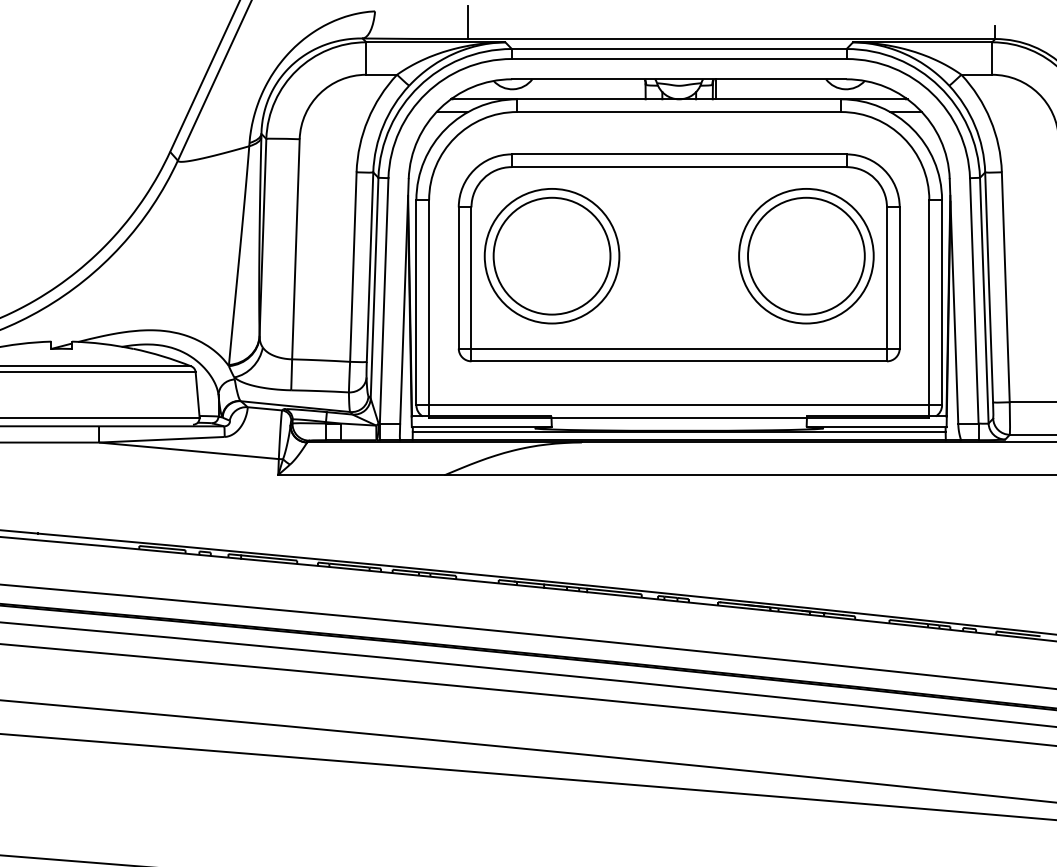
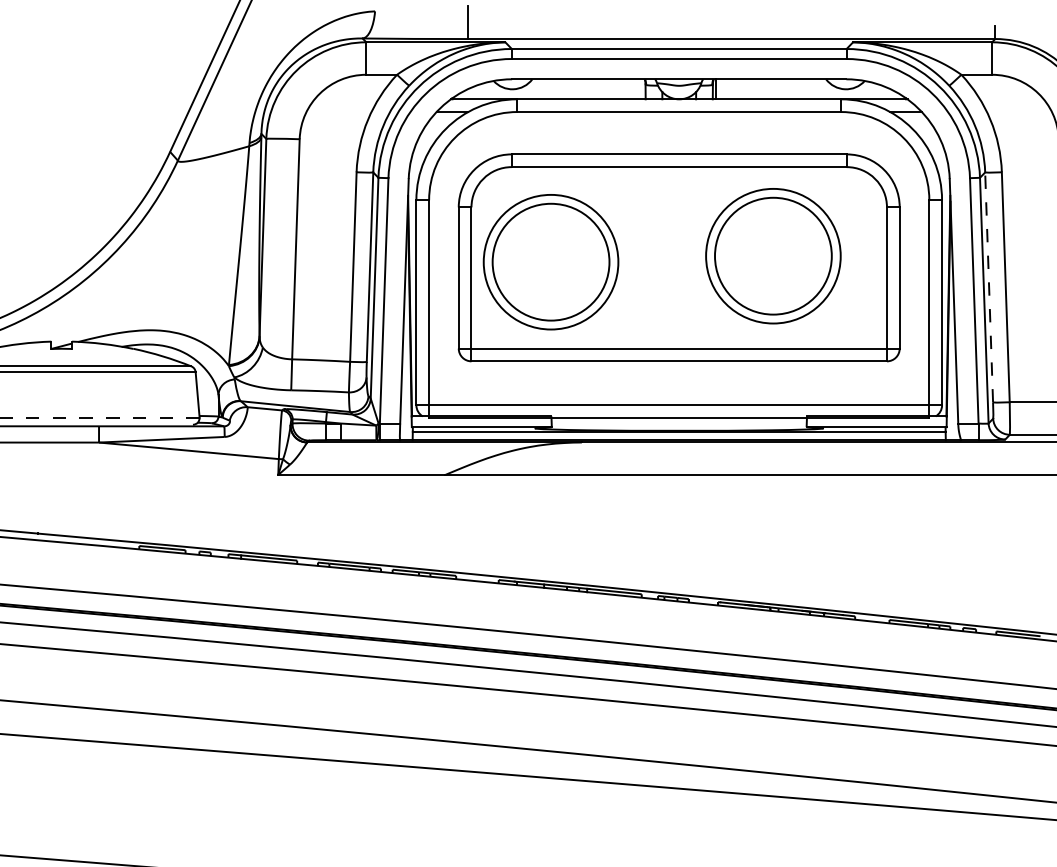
part position: (551, 256) -> (550, 262) (550, 262)
part position: (806, 256) -> (773, 256) (773, 256)
line: solid -> dashed (989, 286)
line: solid -> dashed (99, 417)
